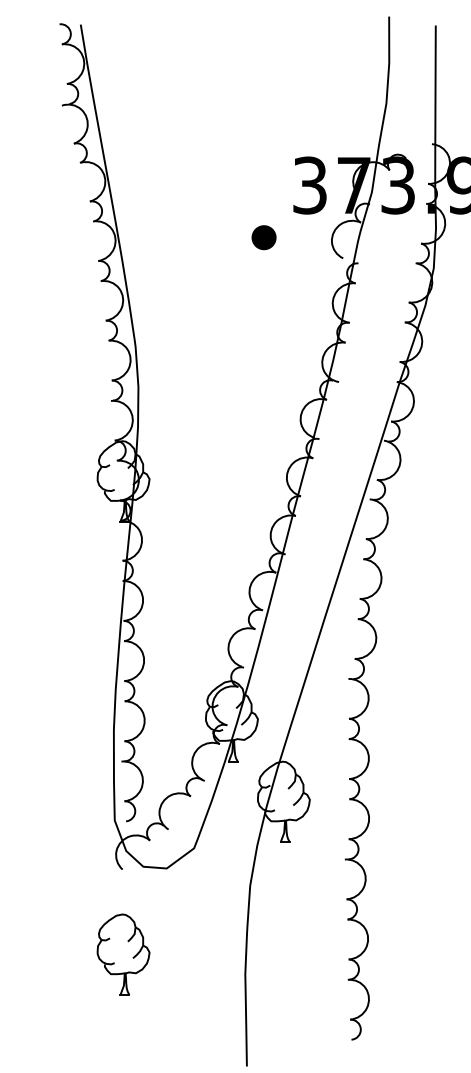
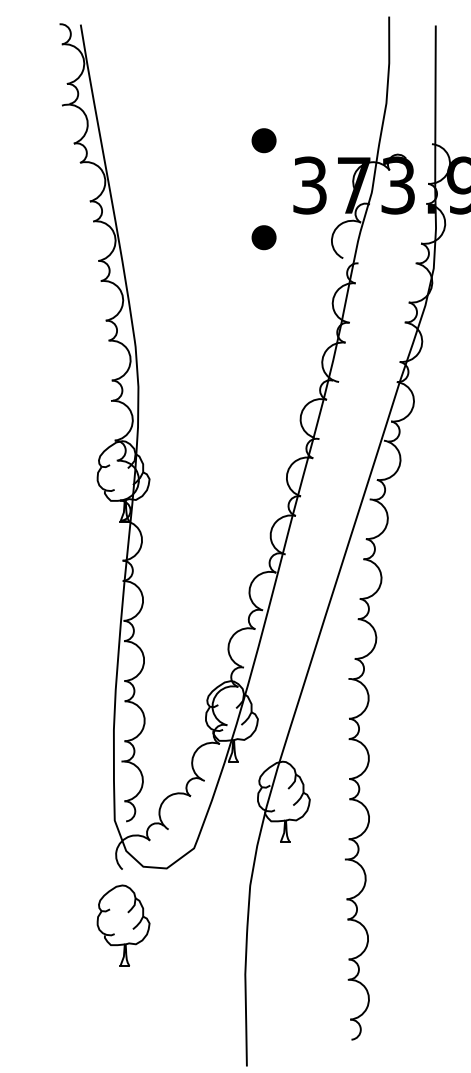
part: none -> present (263, 140)
part position: (123, 954) -> (123, 925) (123, 925)
